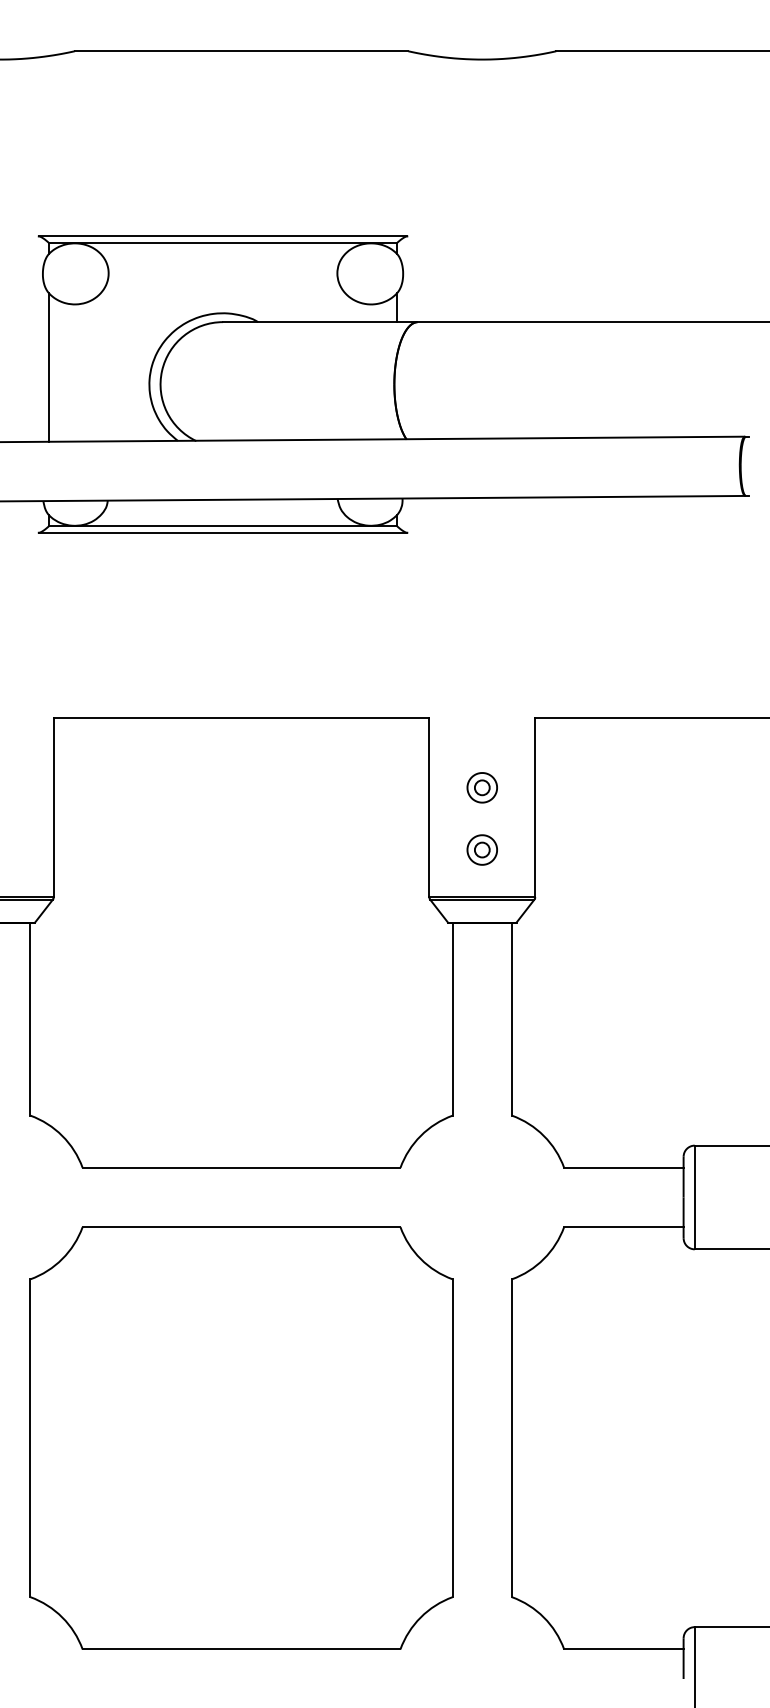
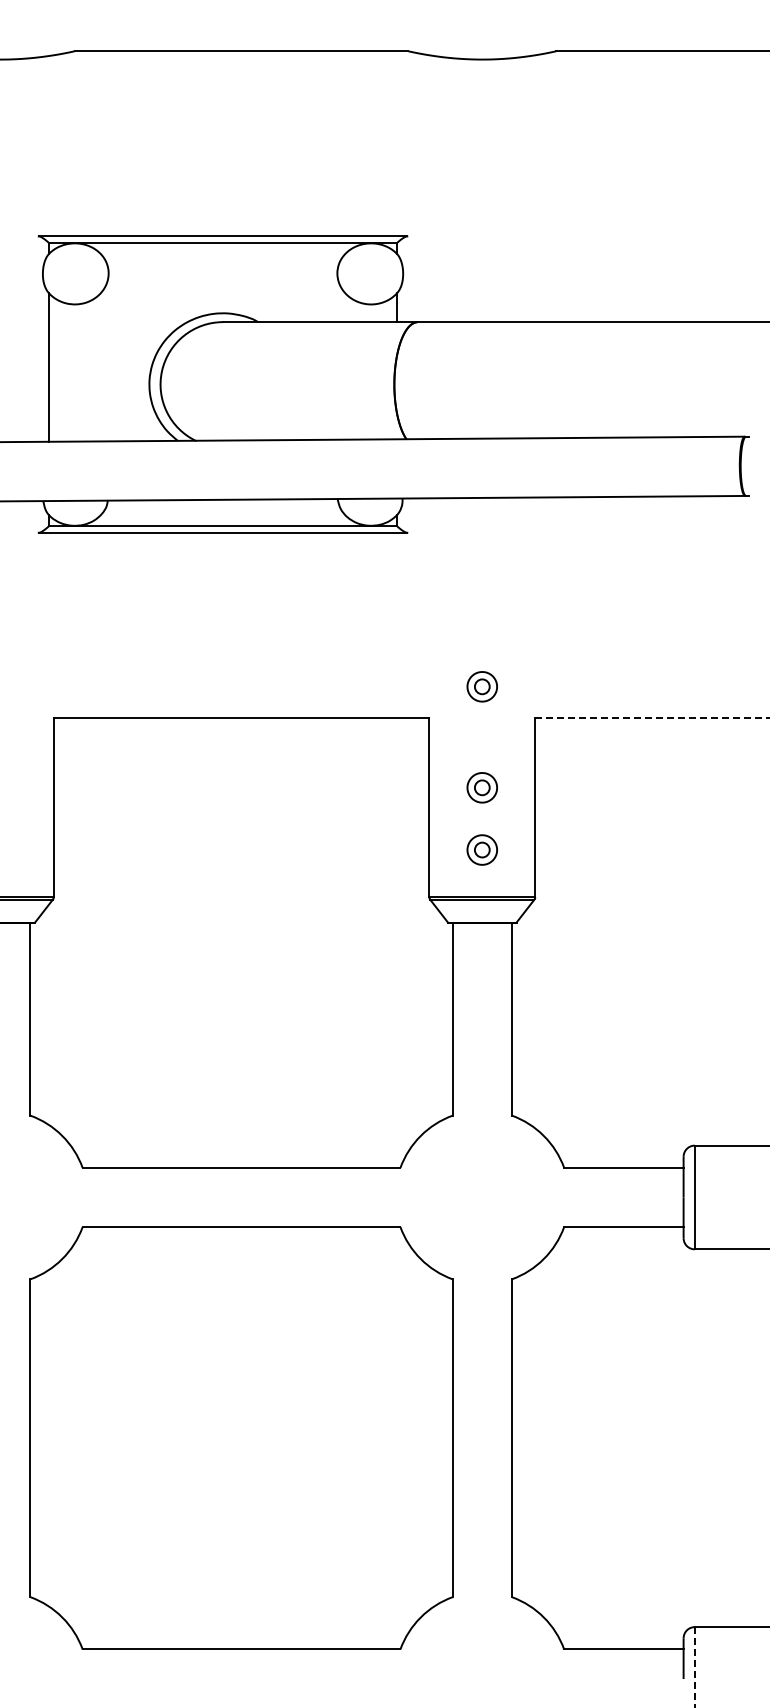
part: none -> present (481, 686)
line: solid -> dashed (652, 717)
line: solid -> dashed (694, 1668)
